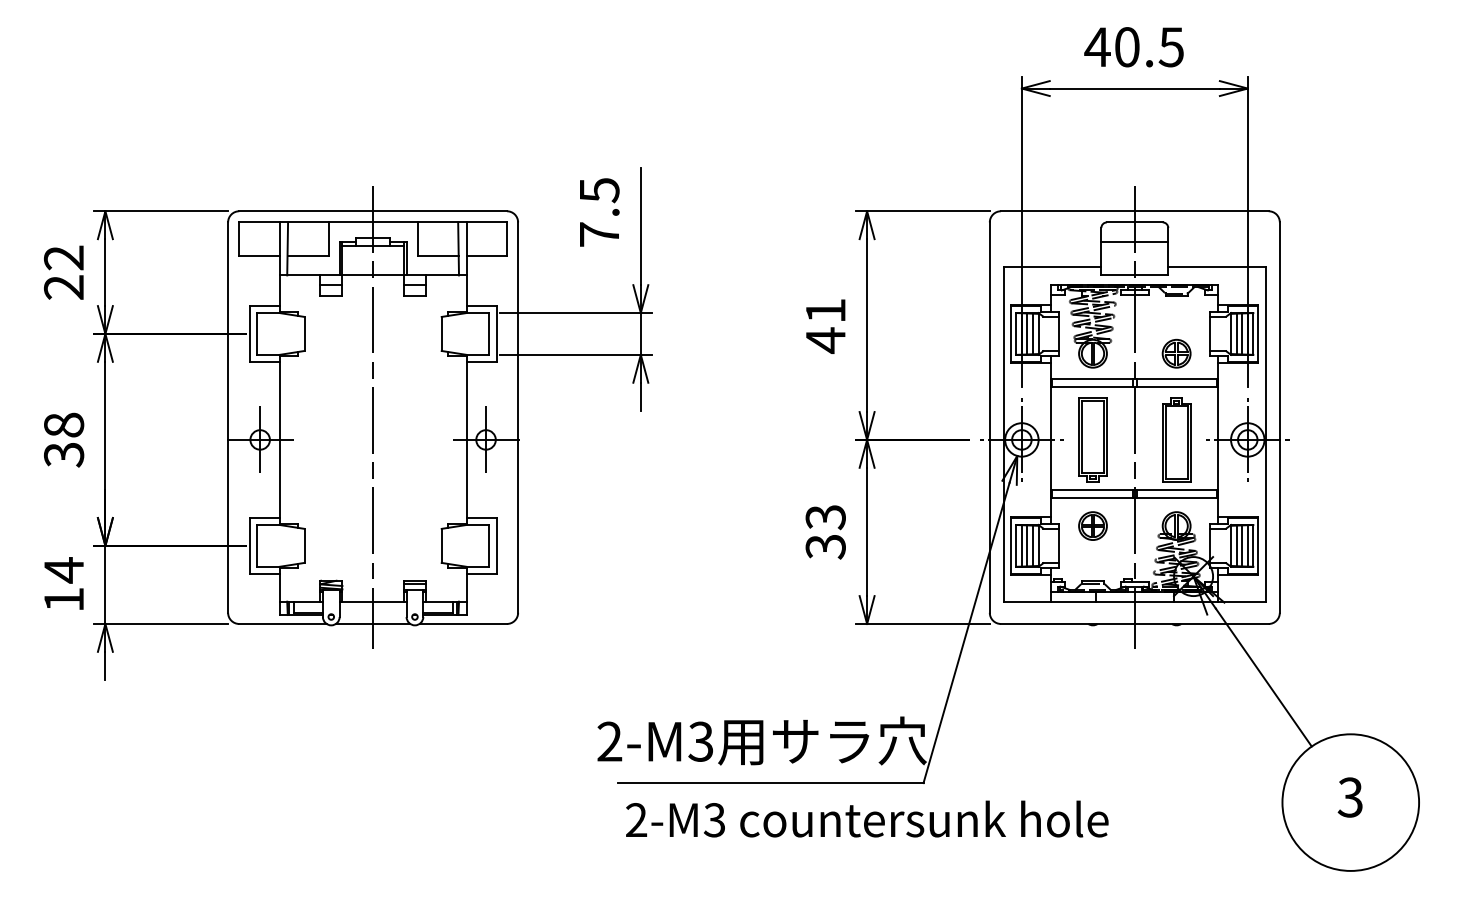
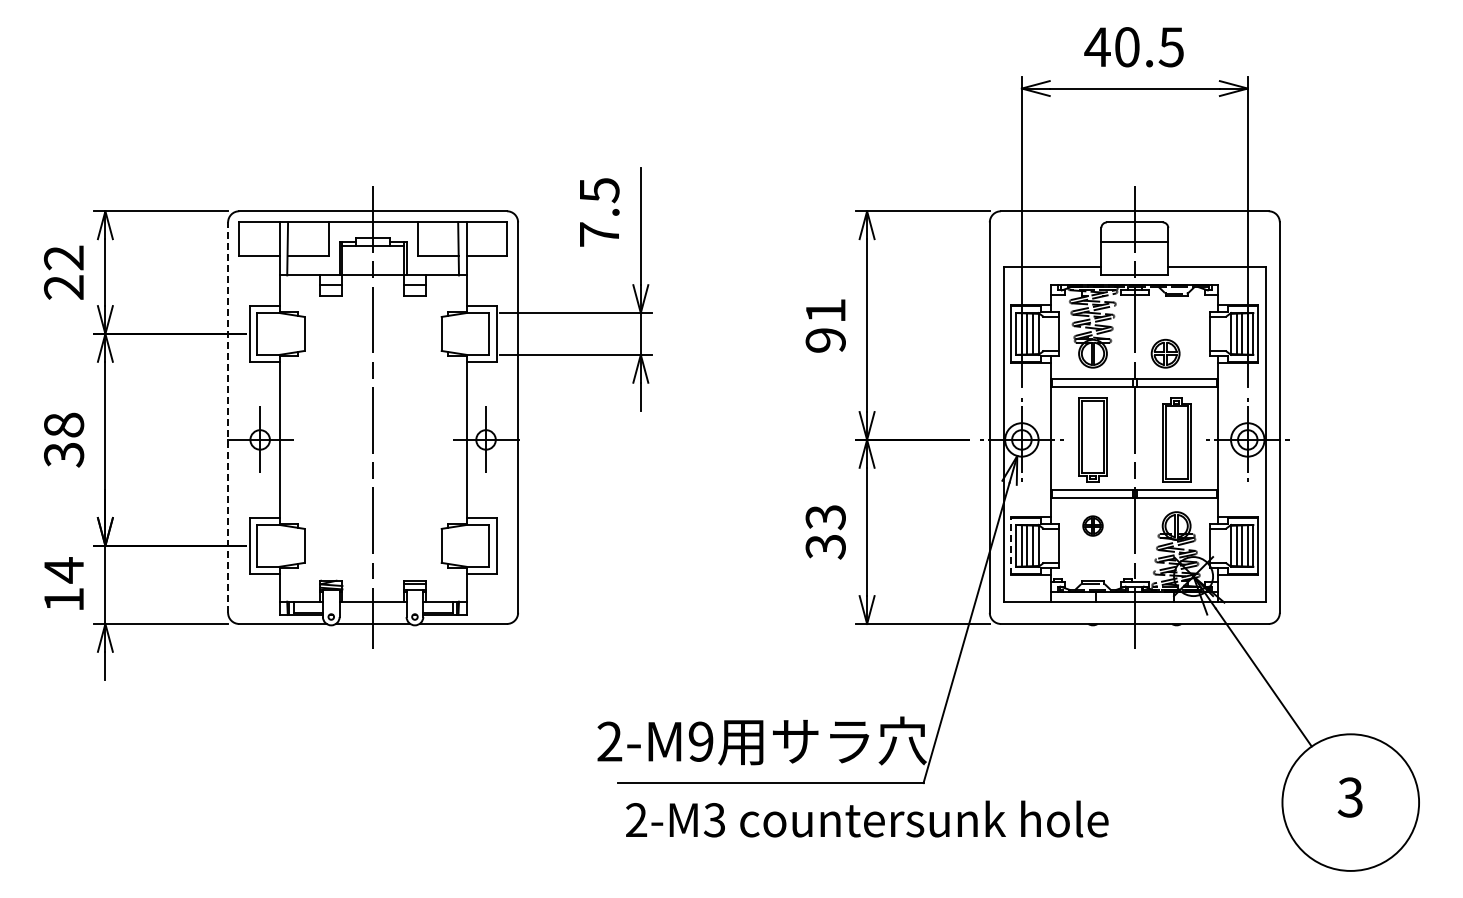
text: 41 -> 91 (825, 340)
part position: (1176, 353) -> (1165, 353) (1165, 353)
line: solid -> dashed (228, 417)
part size: 30x30 px -> 22x22 px (1092, 525)
line: solid -> dashed (1011, 545)
text: 2-M3 -> 2-M9 (700, 741)
